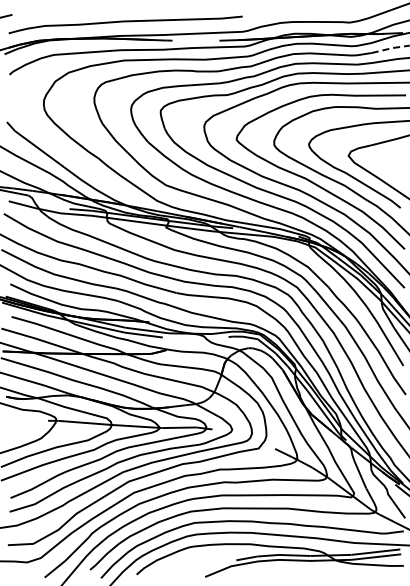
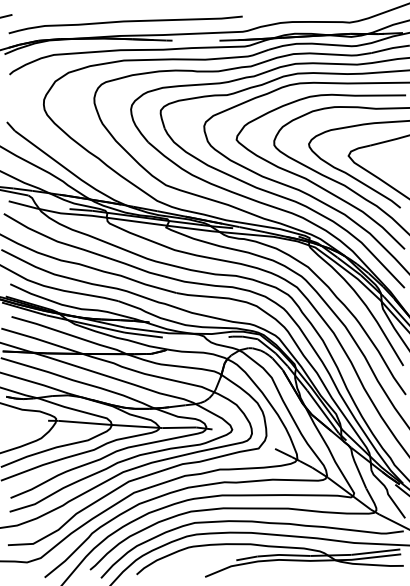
line: dashed -> solid (391, 48)
